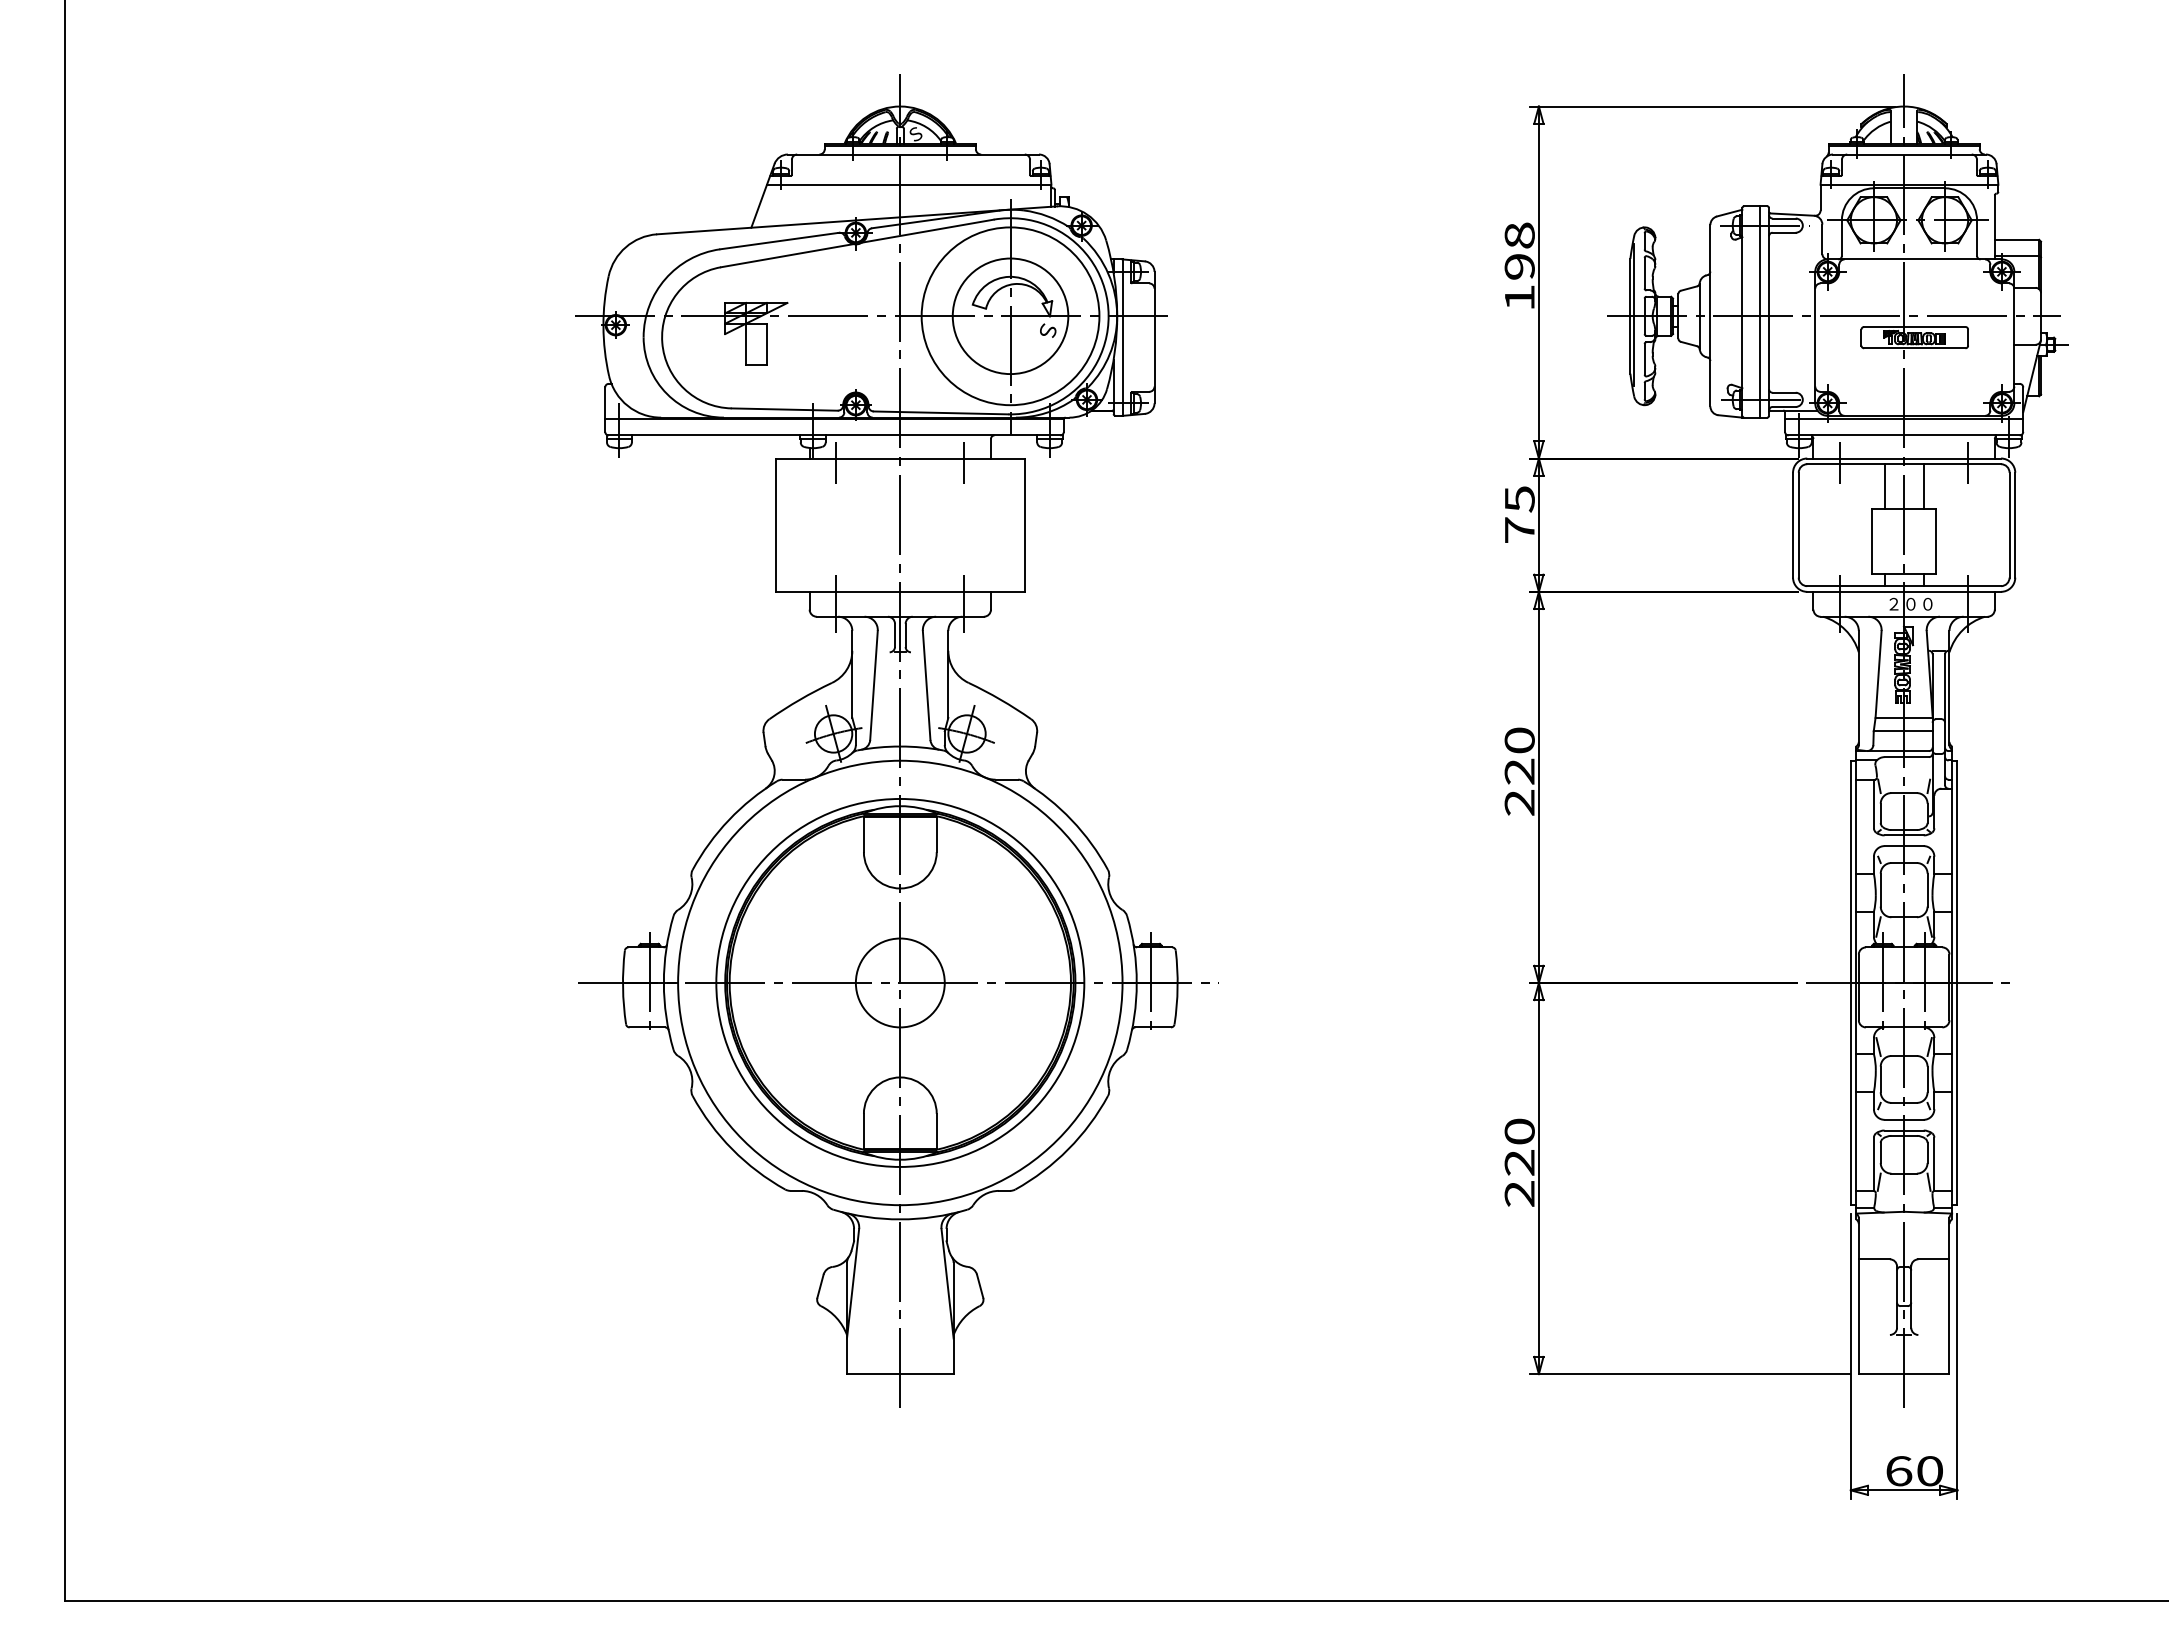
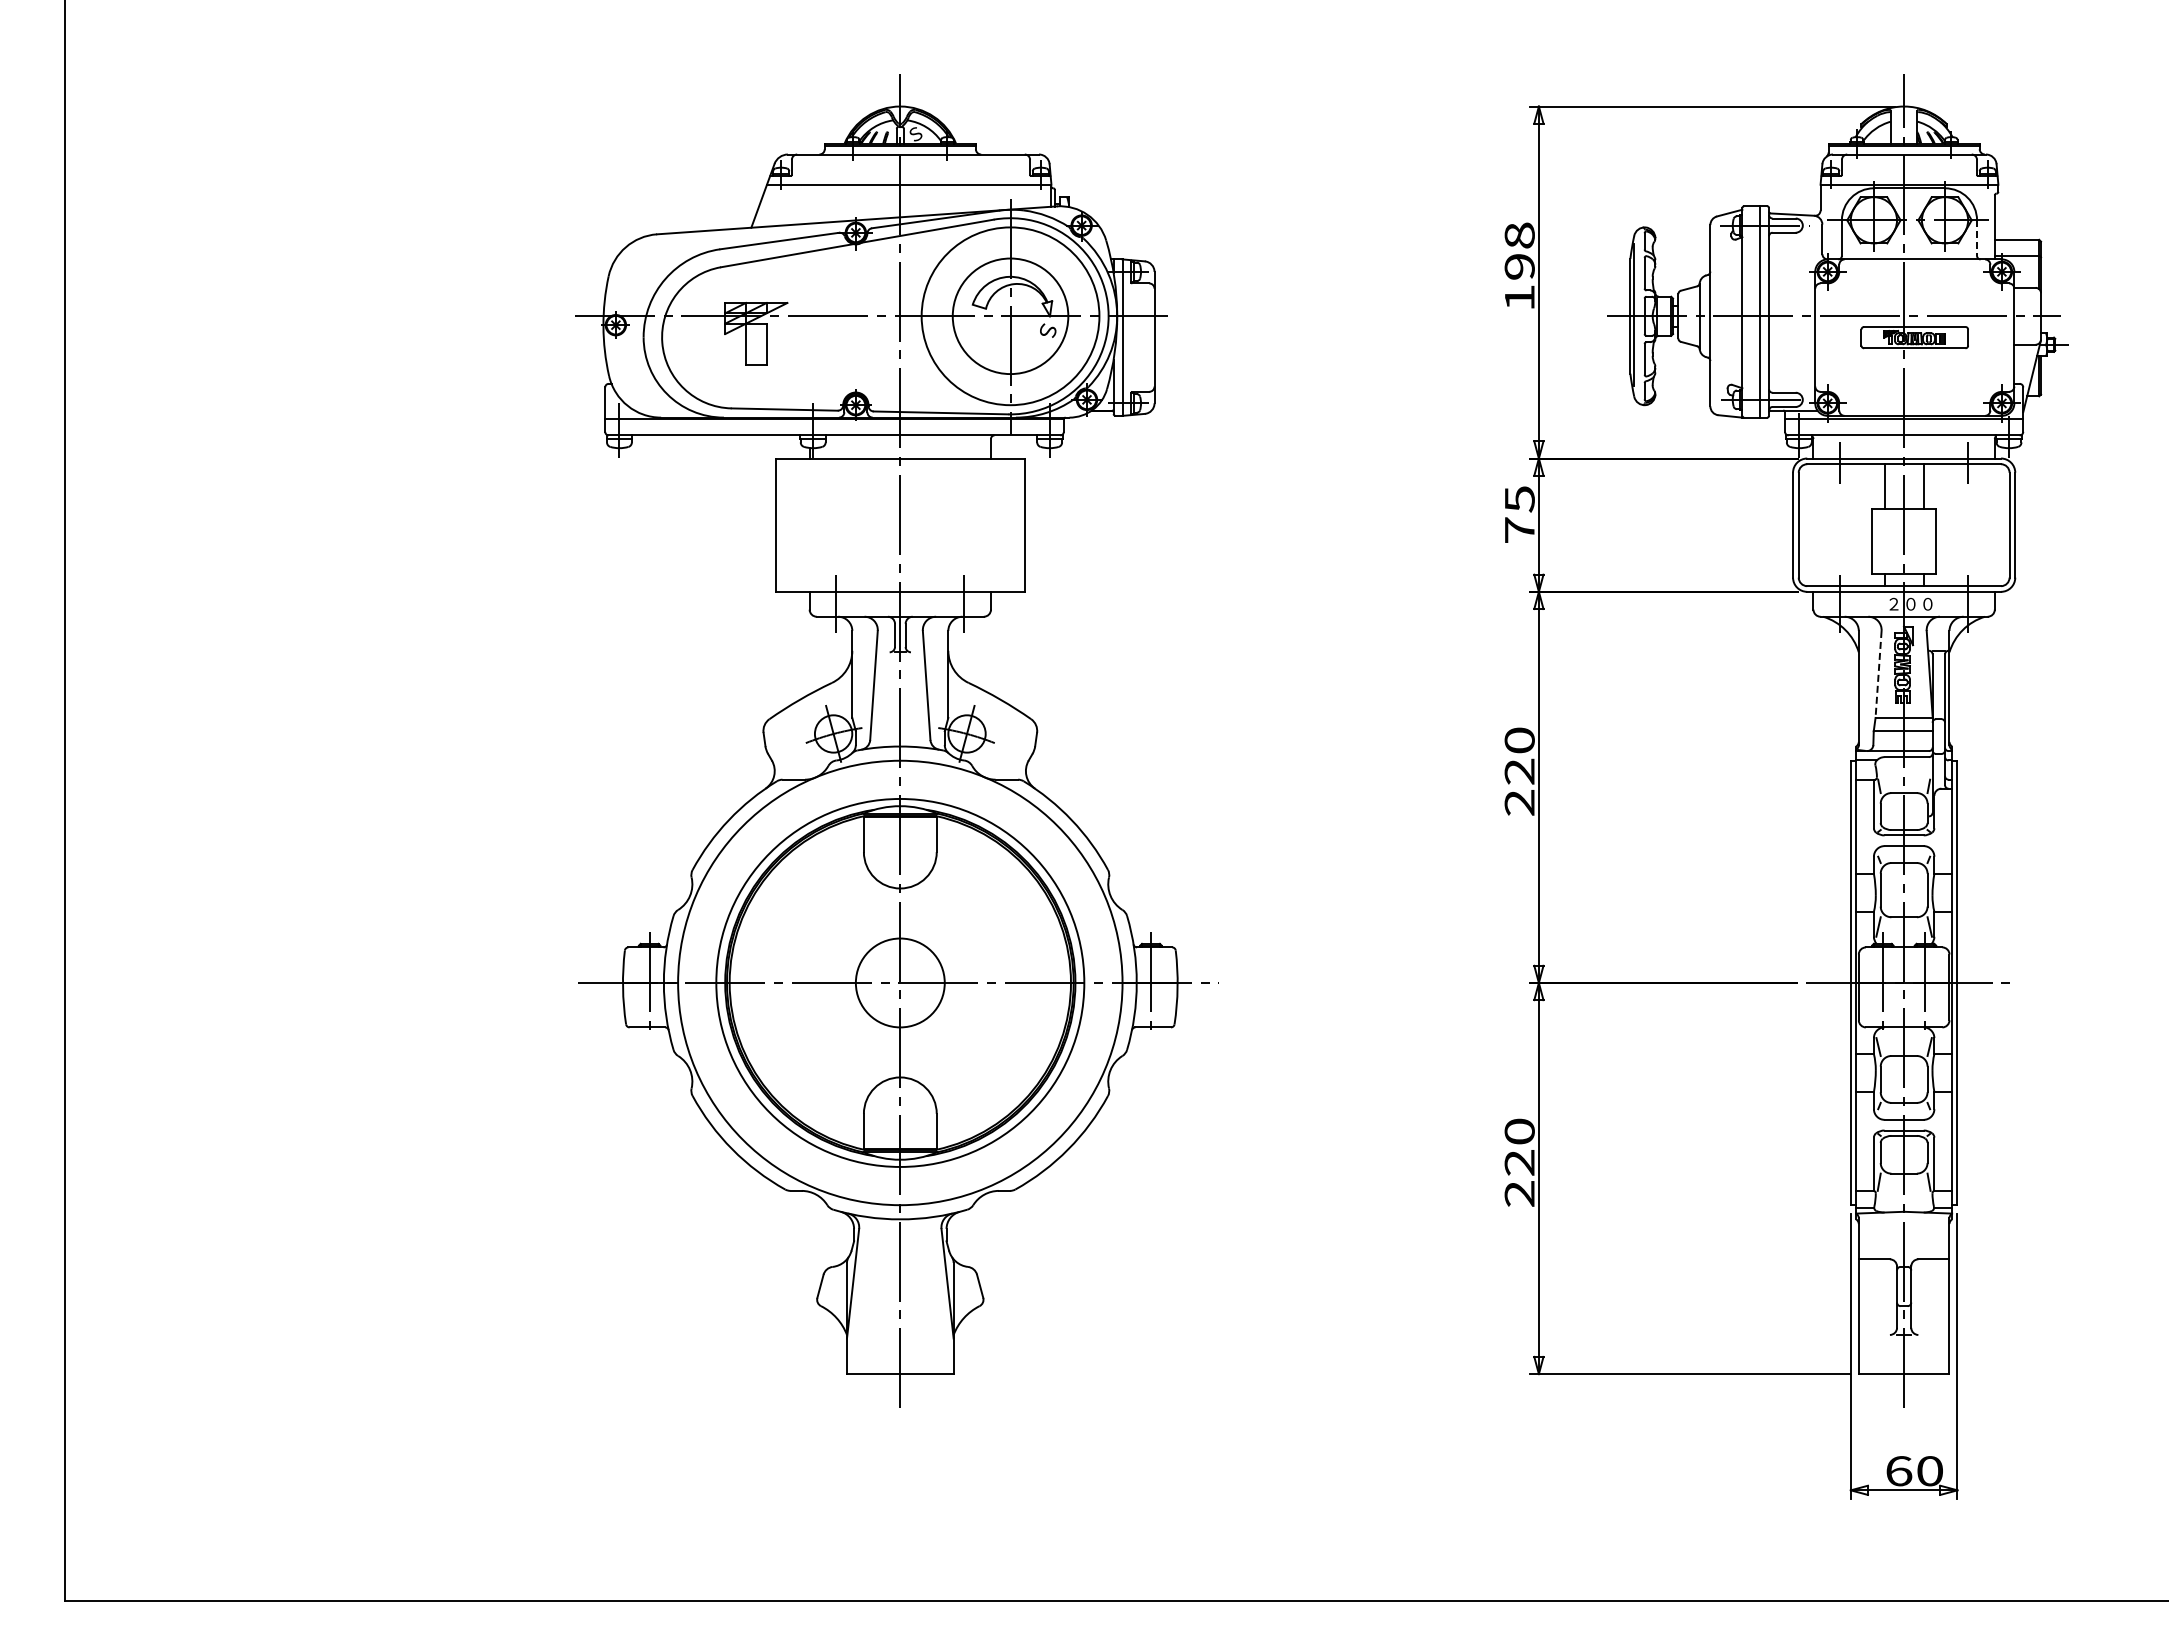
line: solid -> dashed (1977, 238)
line: present -> none (836, 462)
line: present -> none (964, 462)
line: solid -> dashed (1878, 674)
